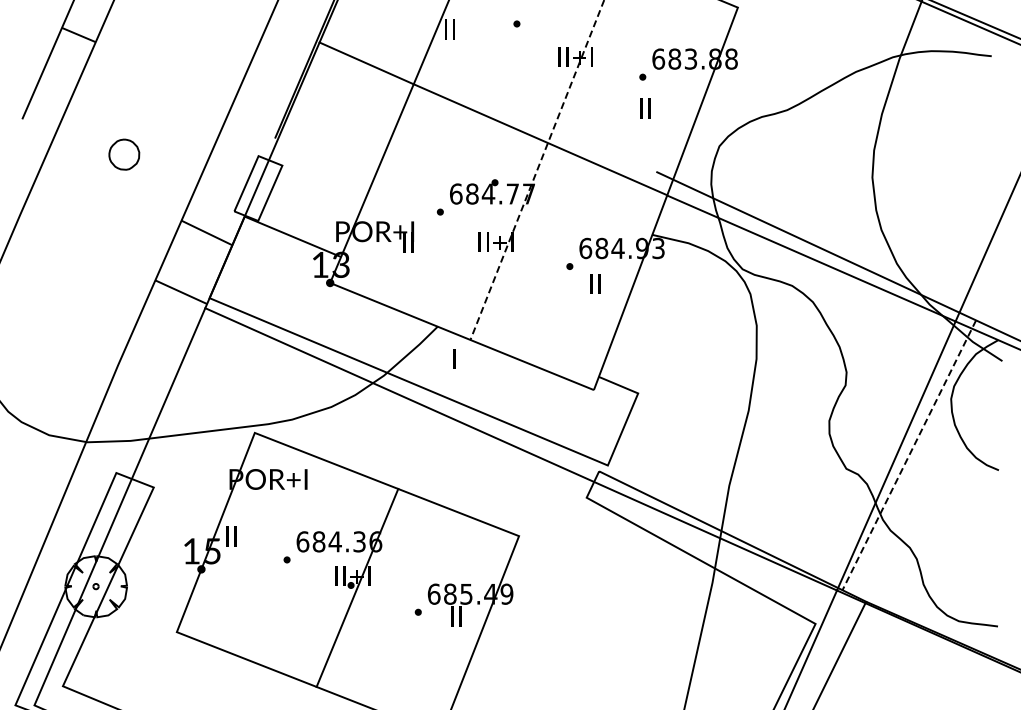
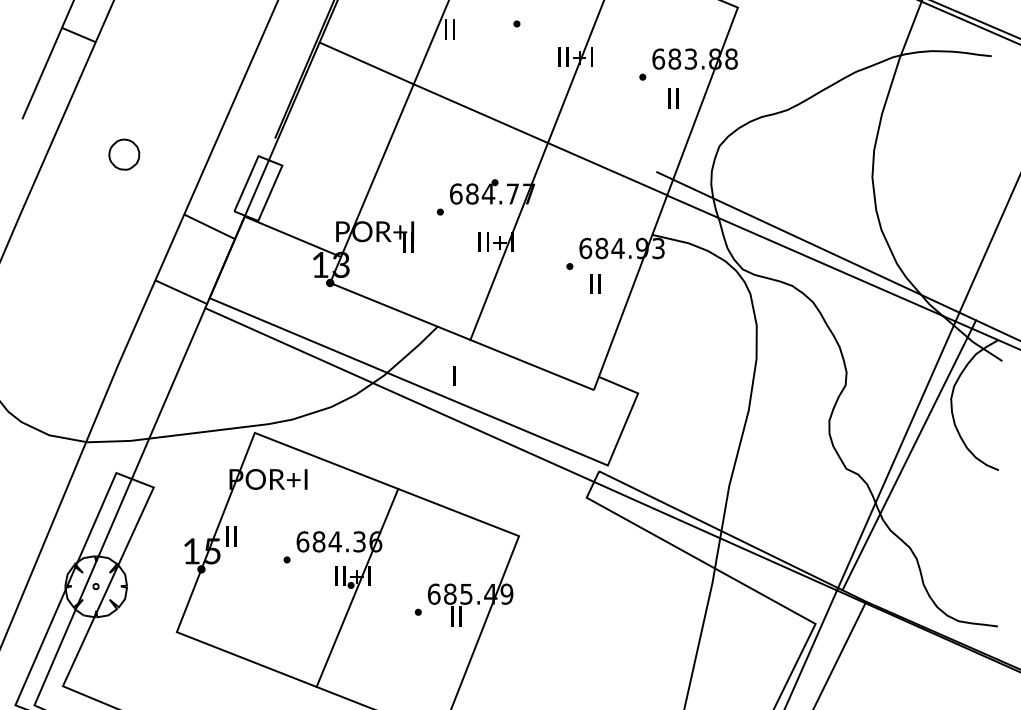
text position: (645, 108) -> (673, 98) (673, 98)
line: dashed -> solid (537, 170)
line position: (206, 232) -> (209, 226) (209, 226)
text position: (454, 358) -> (454, 375) (454, 375)
line: dashed -> solid (909, 455)
